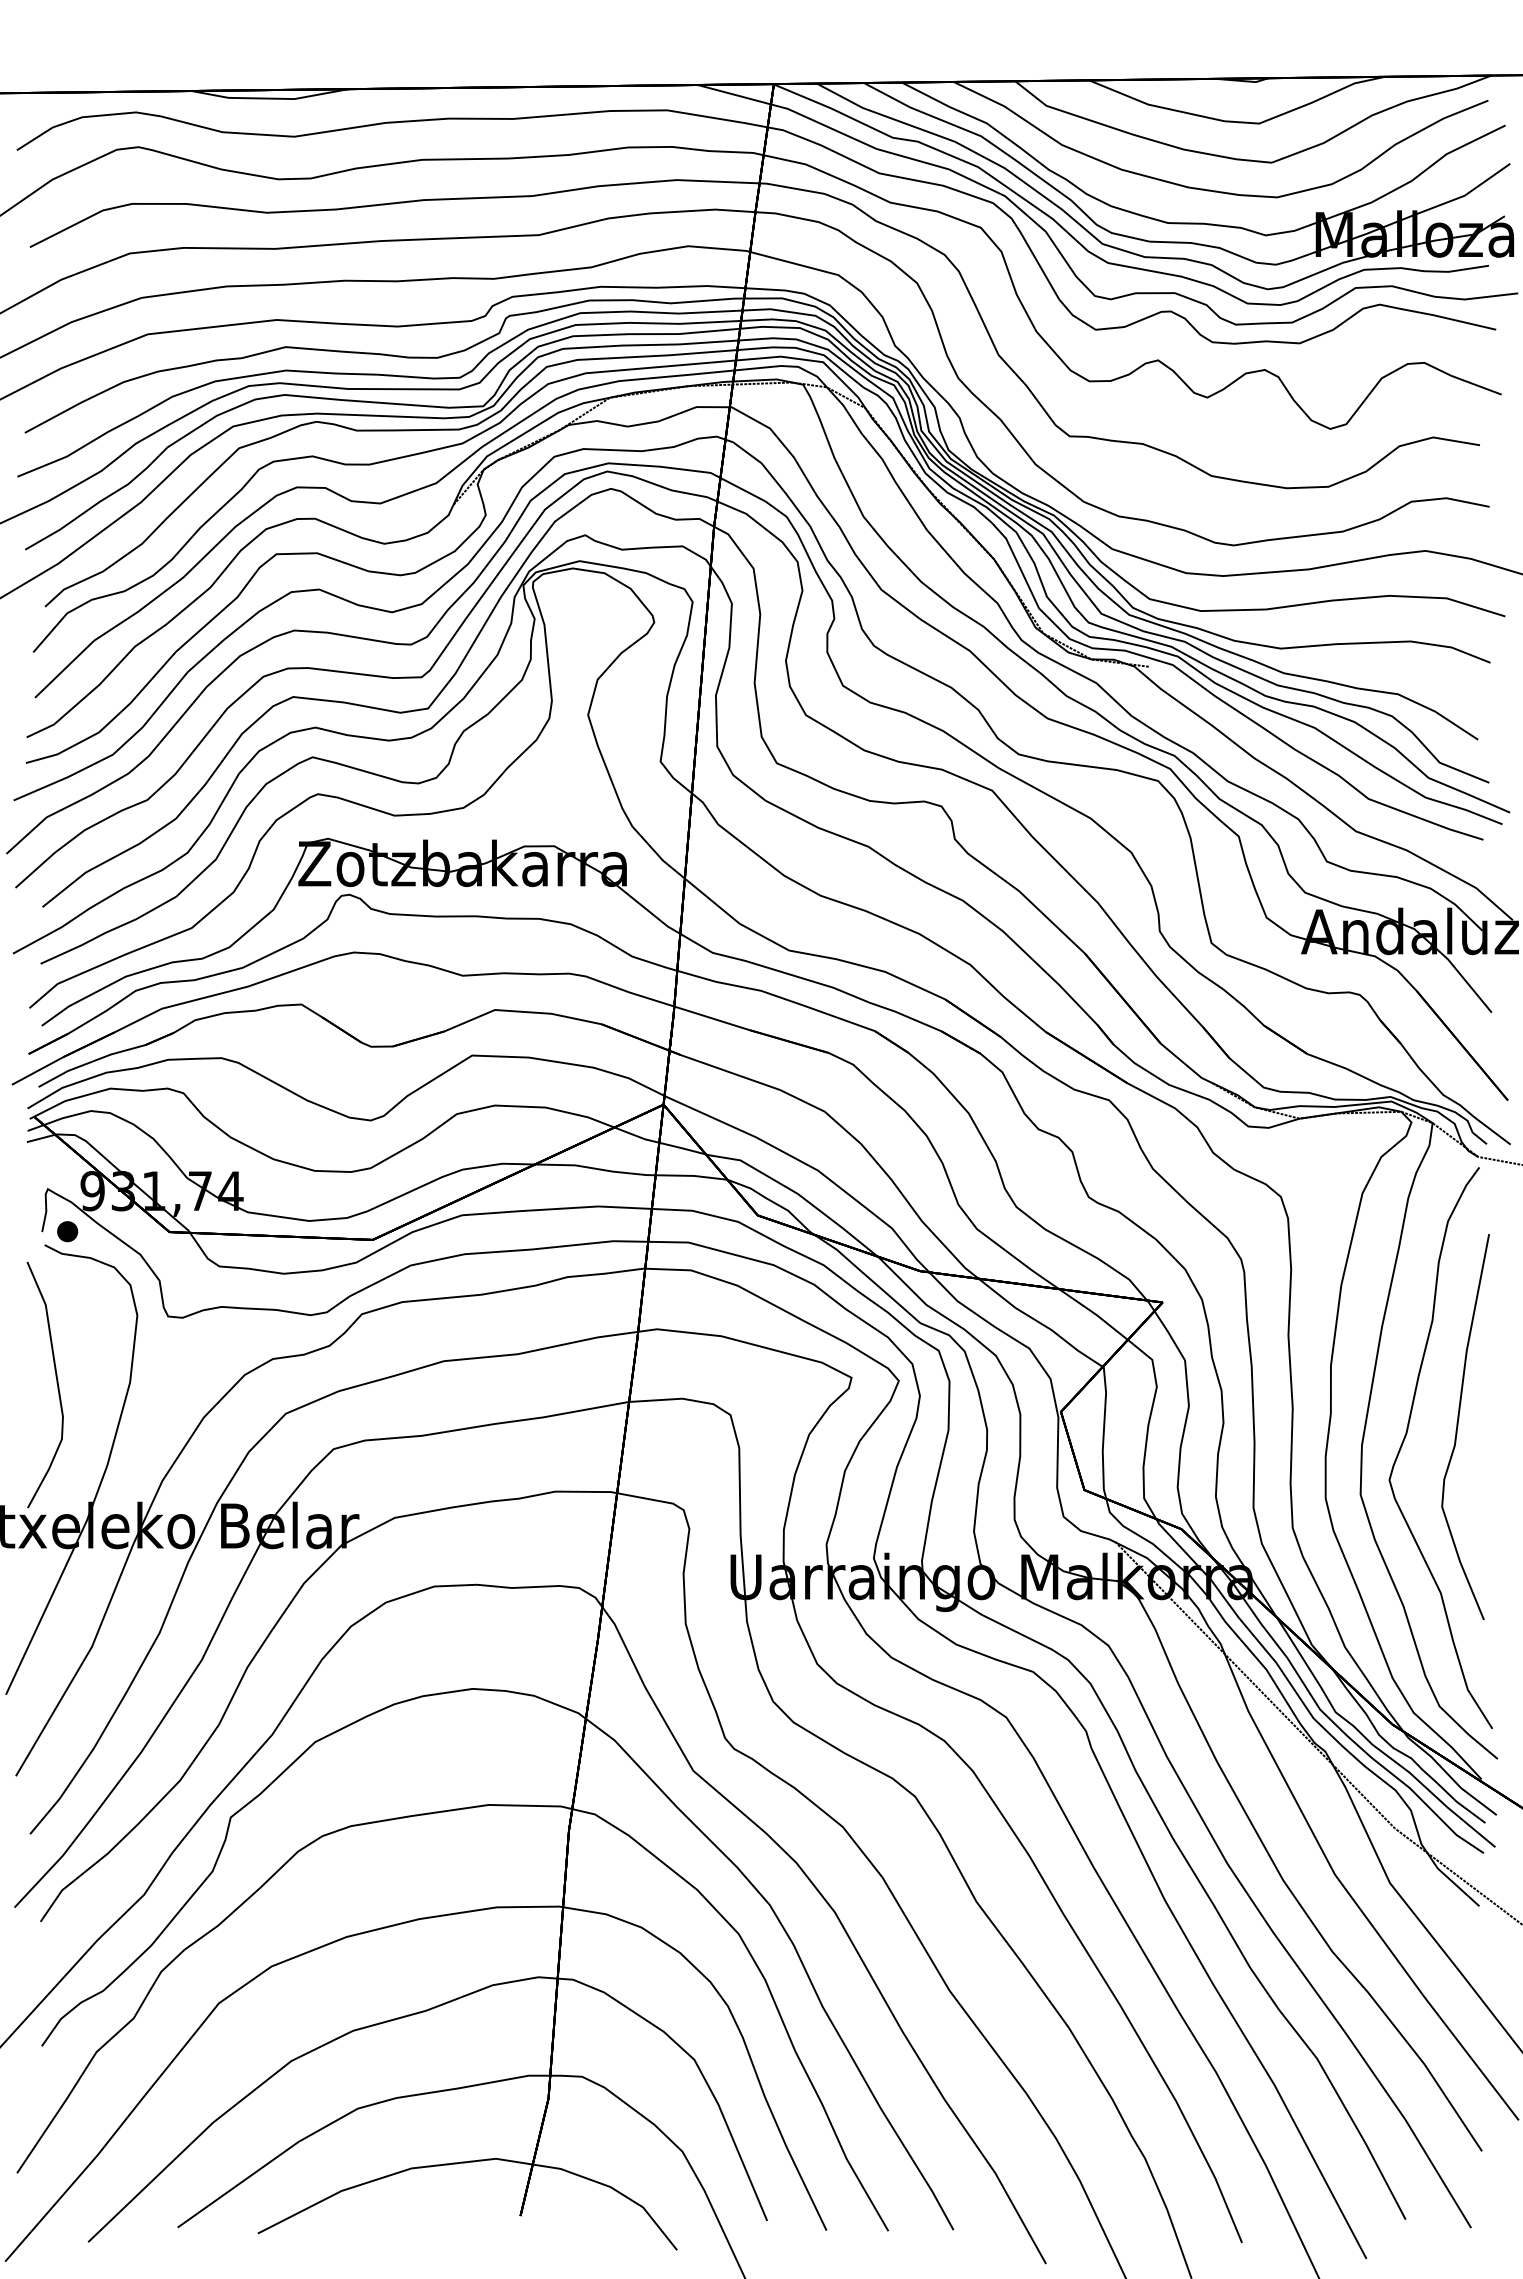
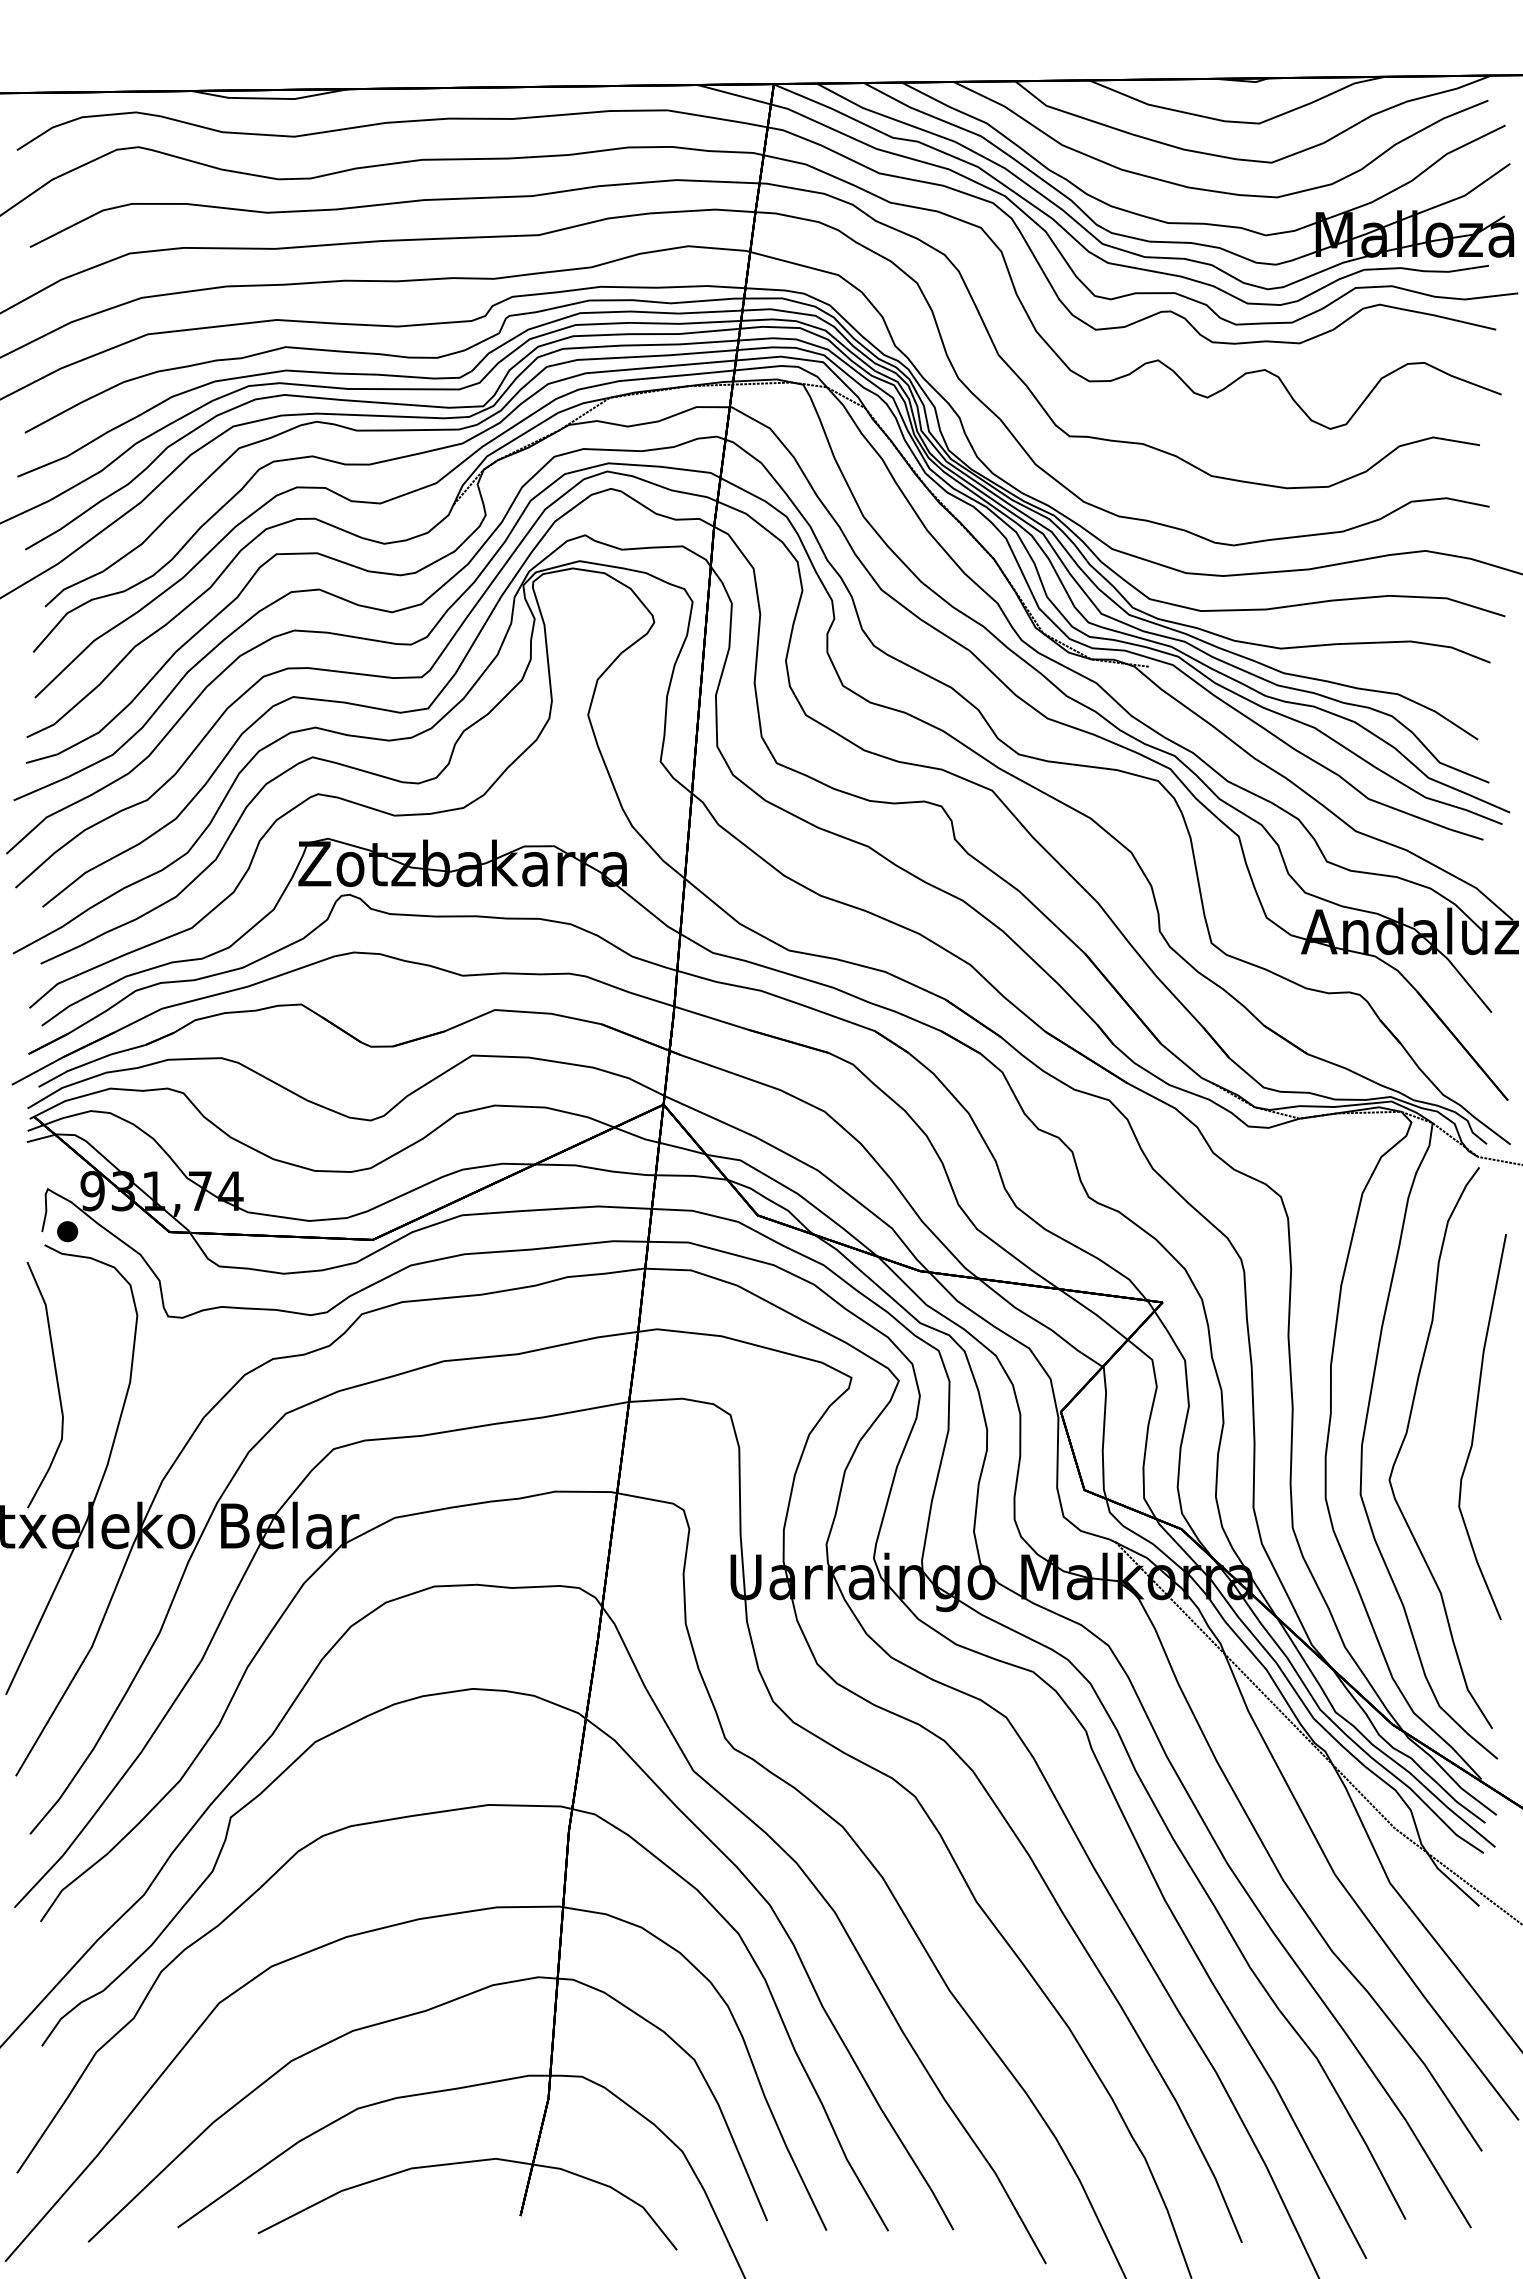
curve position: (1458, 1426) -> (1475, 1426) (1475, 1426)
